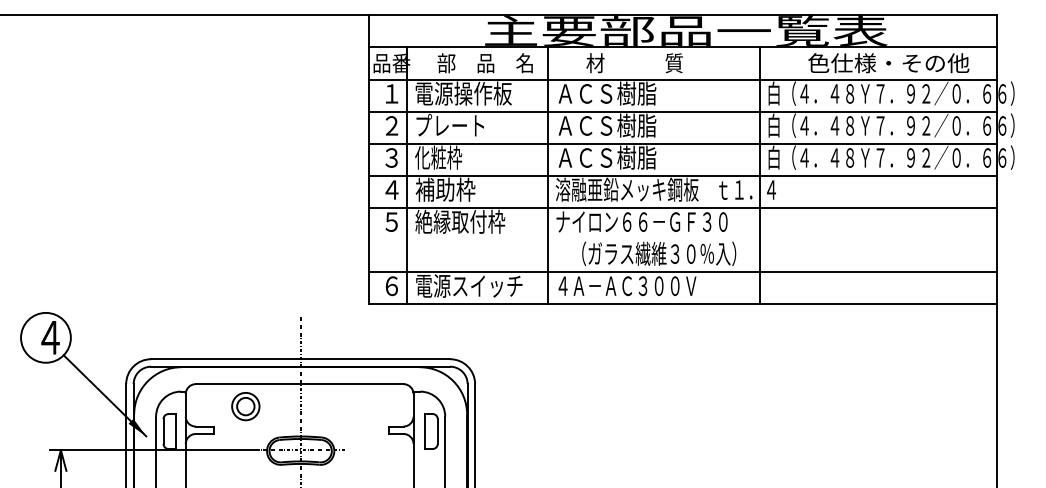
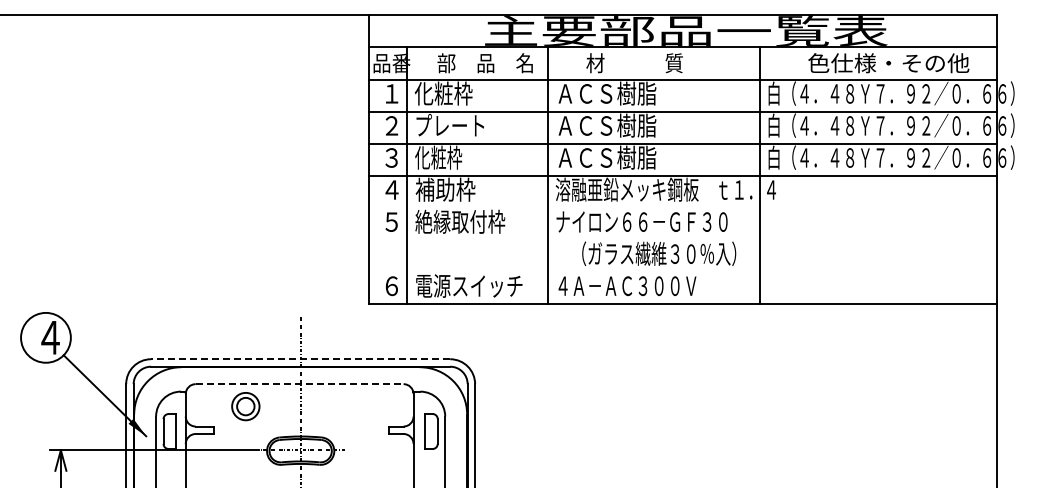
text: 電源操作板 -> 化粧枠 (462, 93)
line: present -> none (682, 207)
line: present -> none (682, 271)
line: solid -> dashed (300, 359)
line: solid -> dashed (299, 384)
